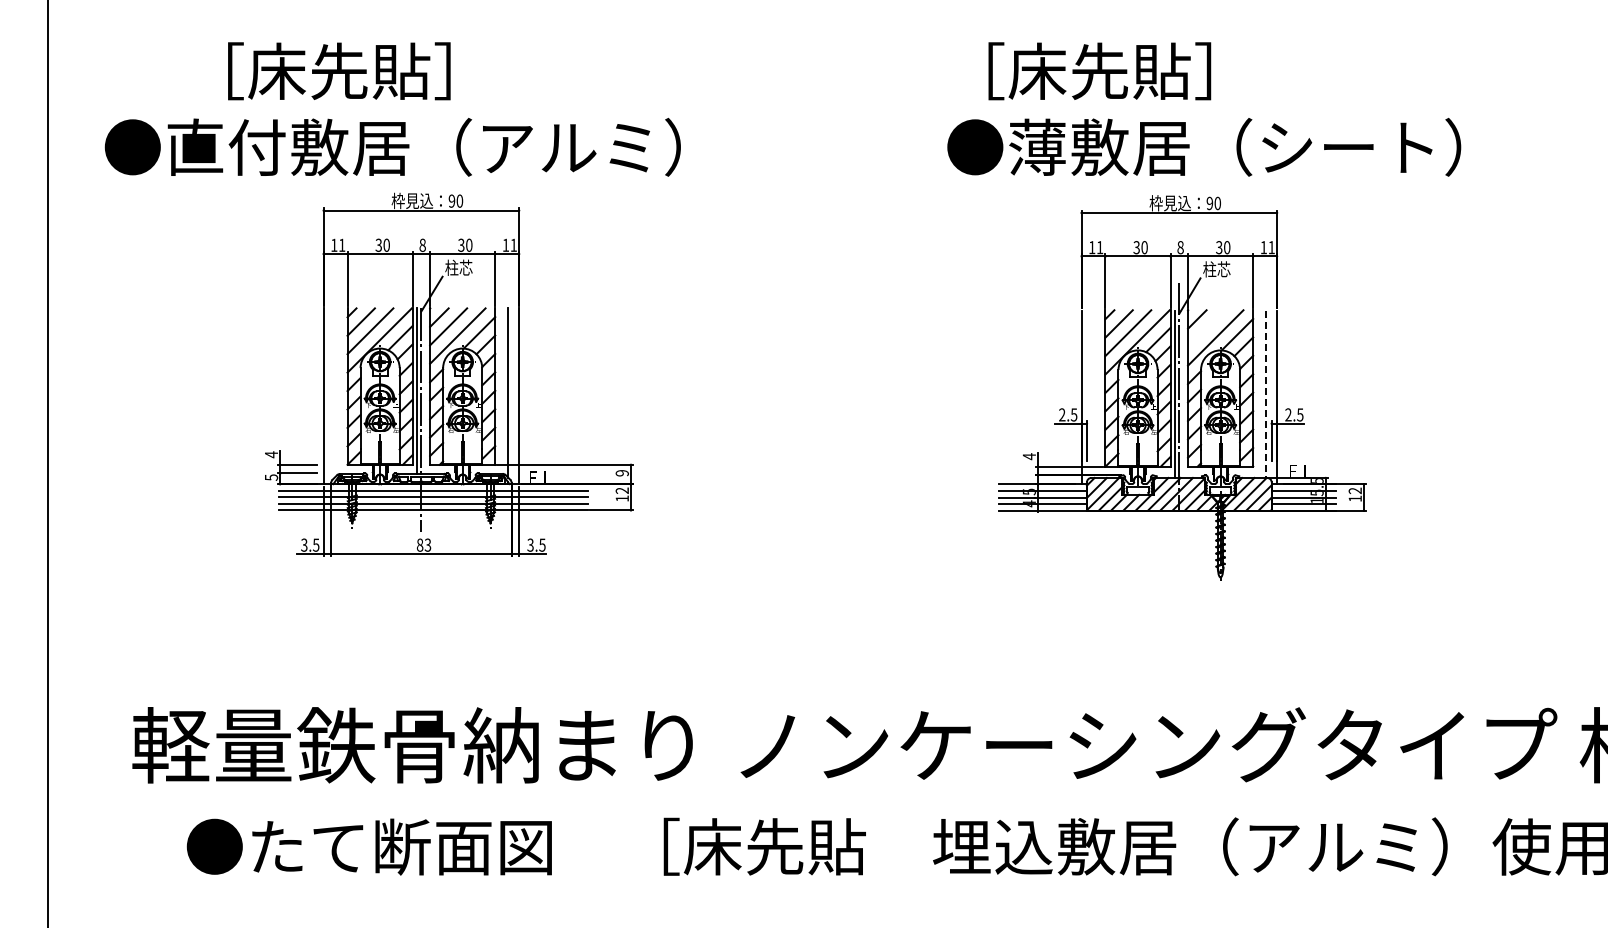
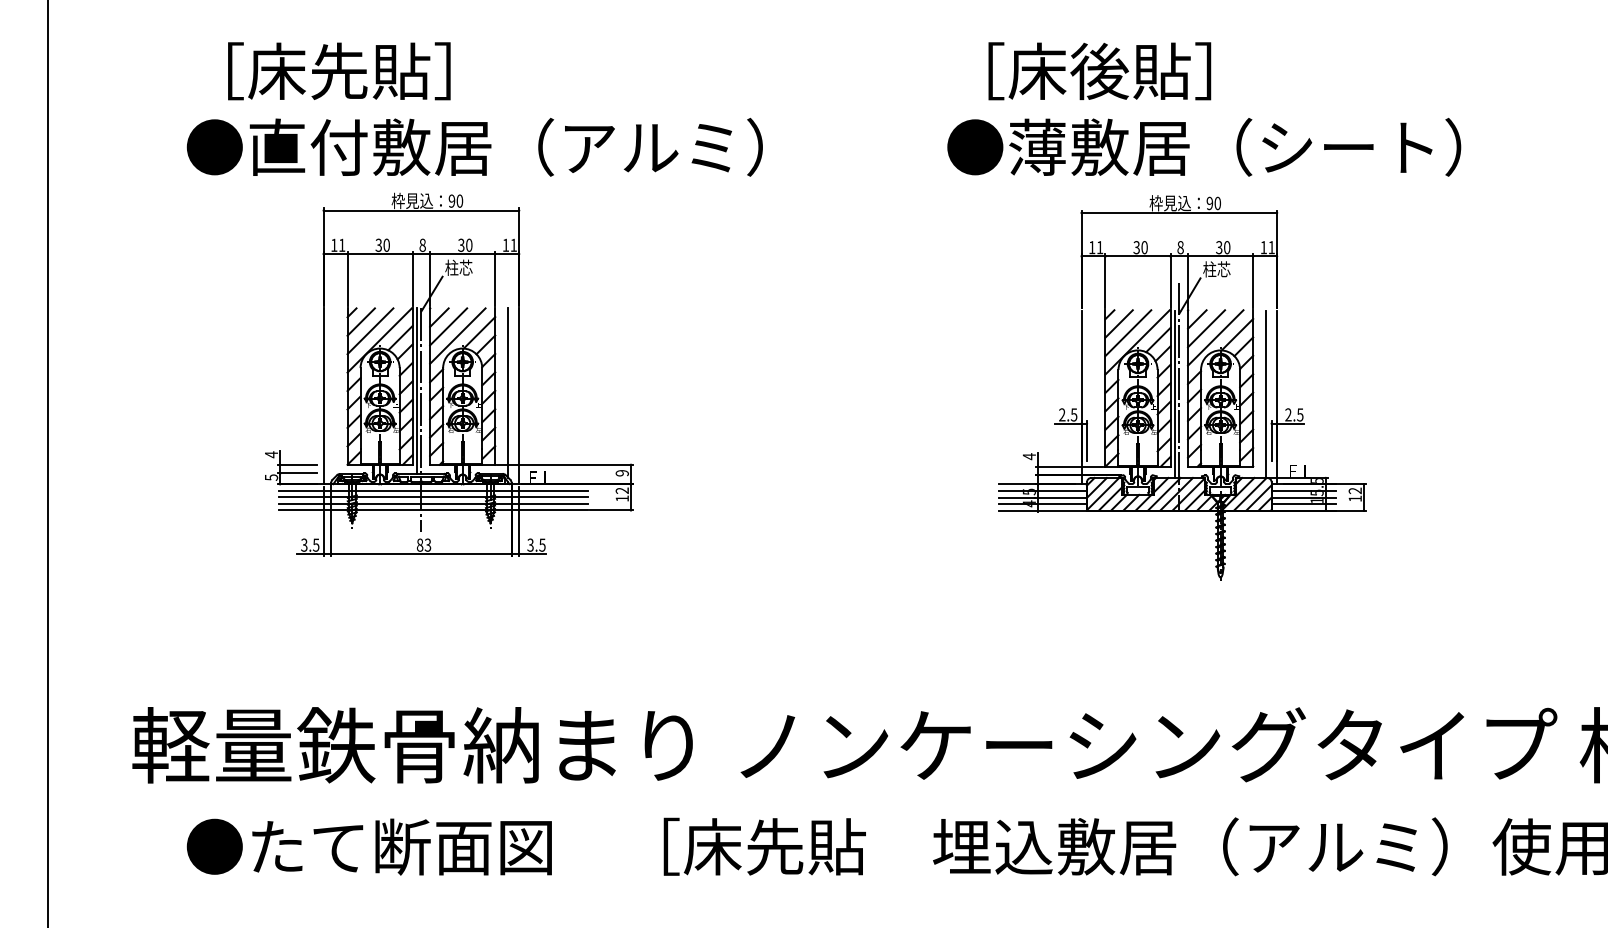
text: ［床先貼］ -> ［床後貼］ (1099, 71)
text position: (392, 146) -> (474, 146) (474, 146)
line: none -> present (1206, 328)
line: dashed -> solid (1266, 394)
